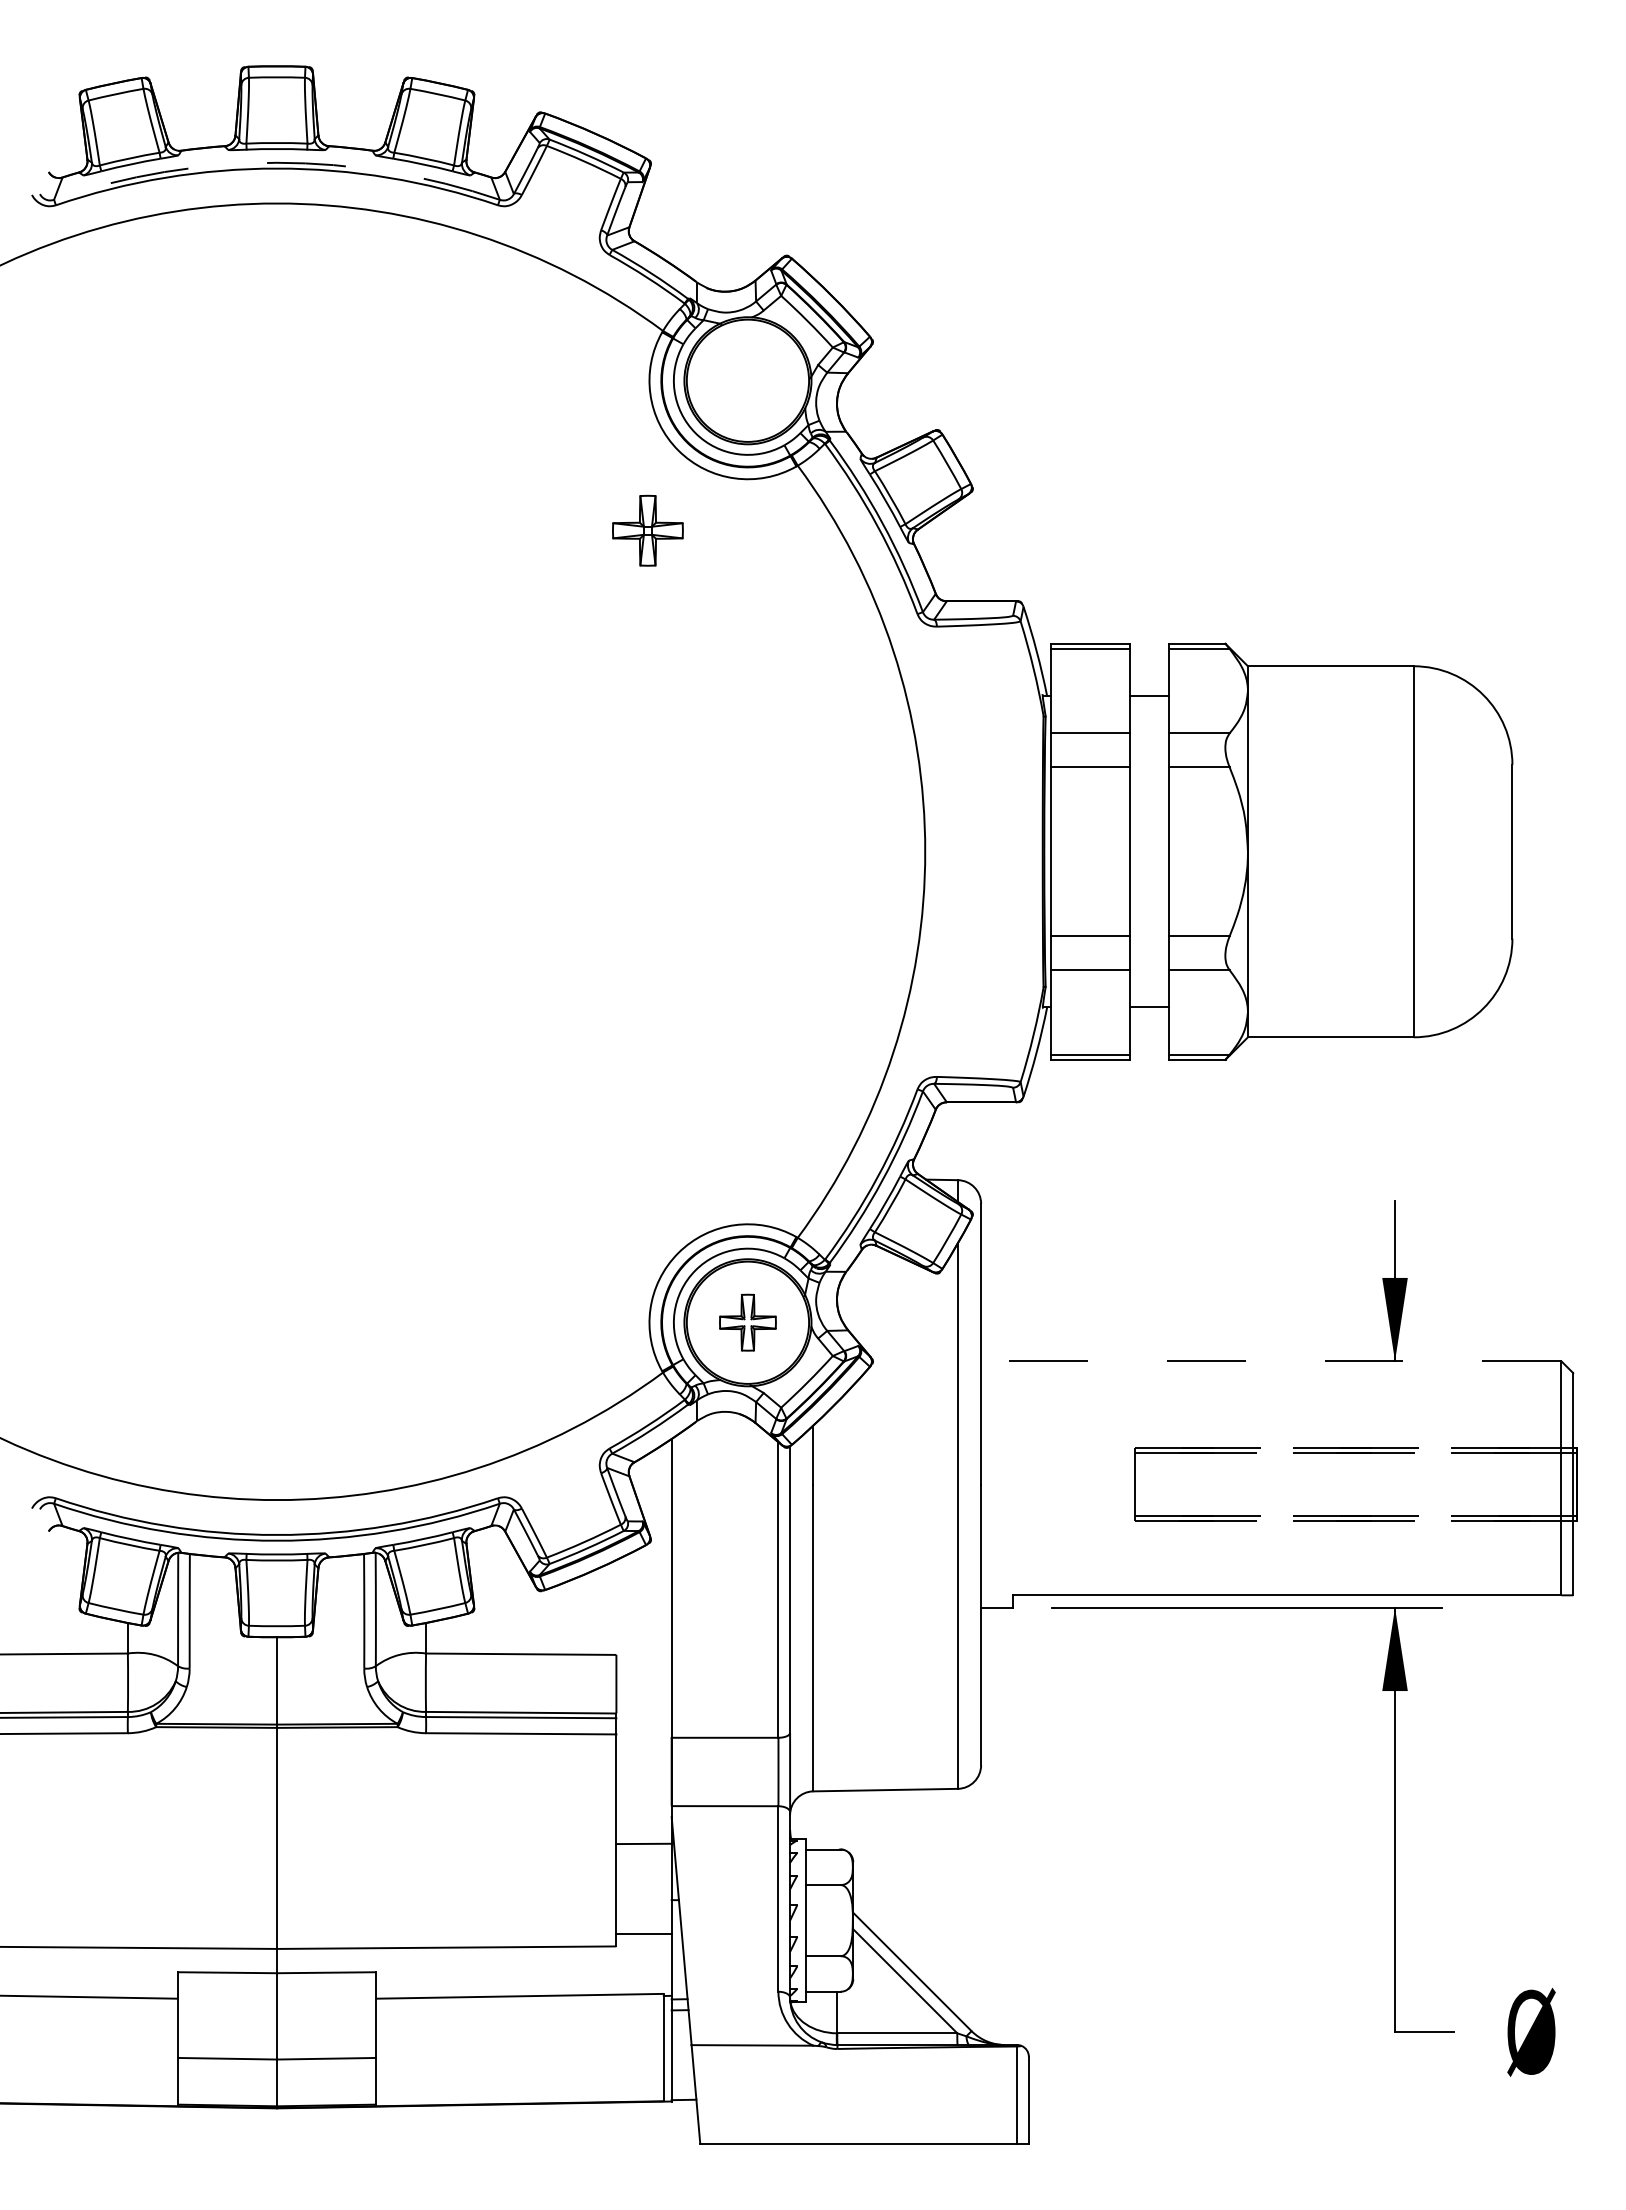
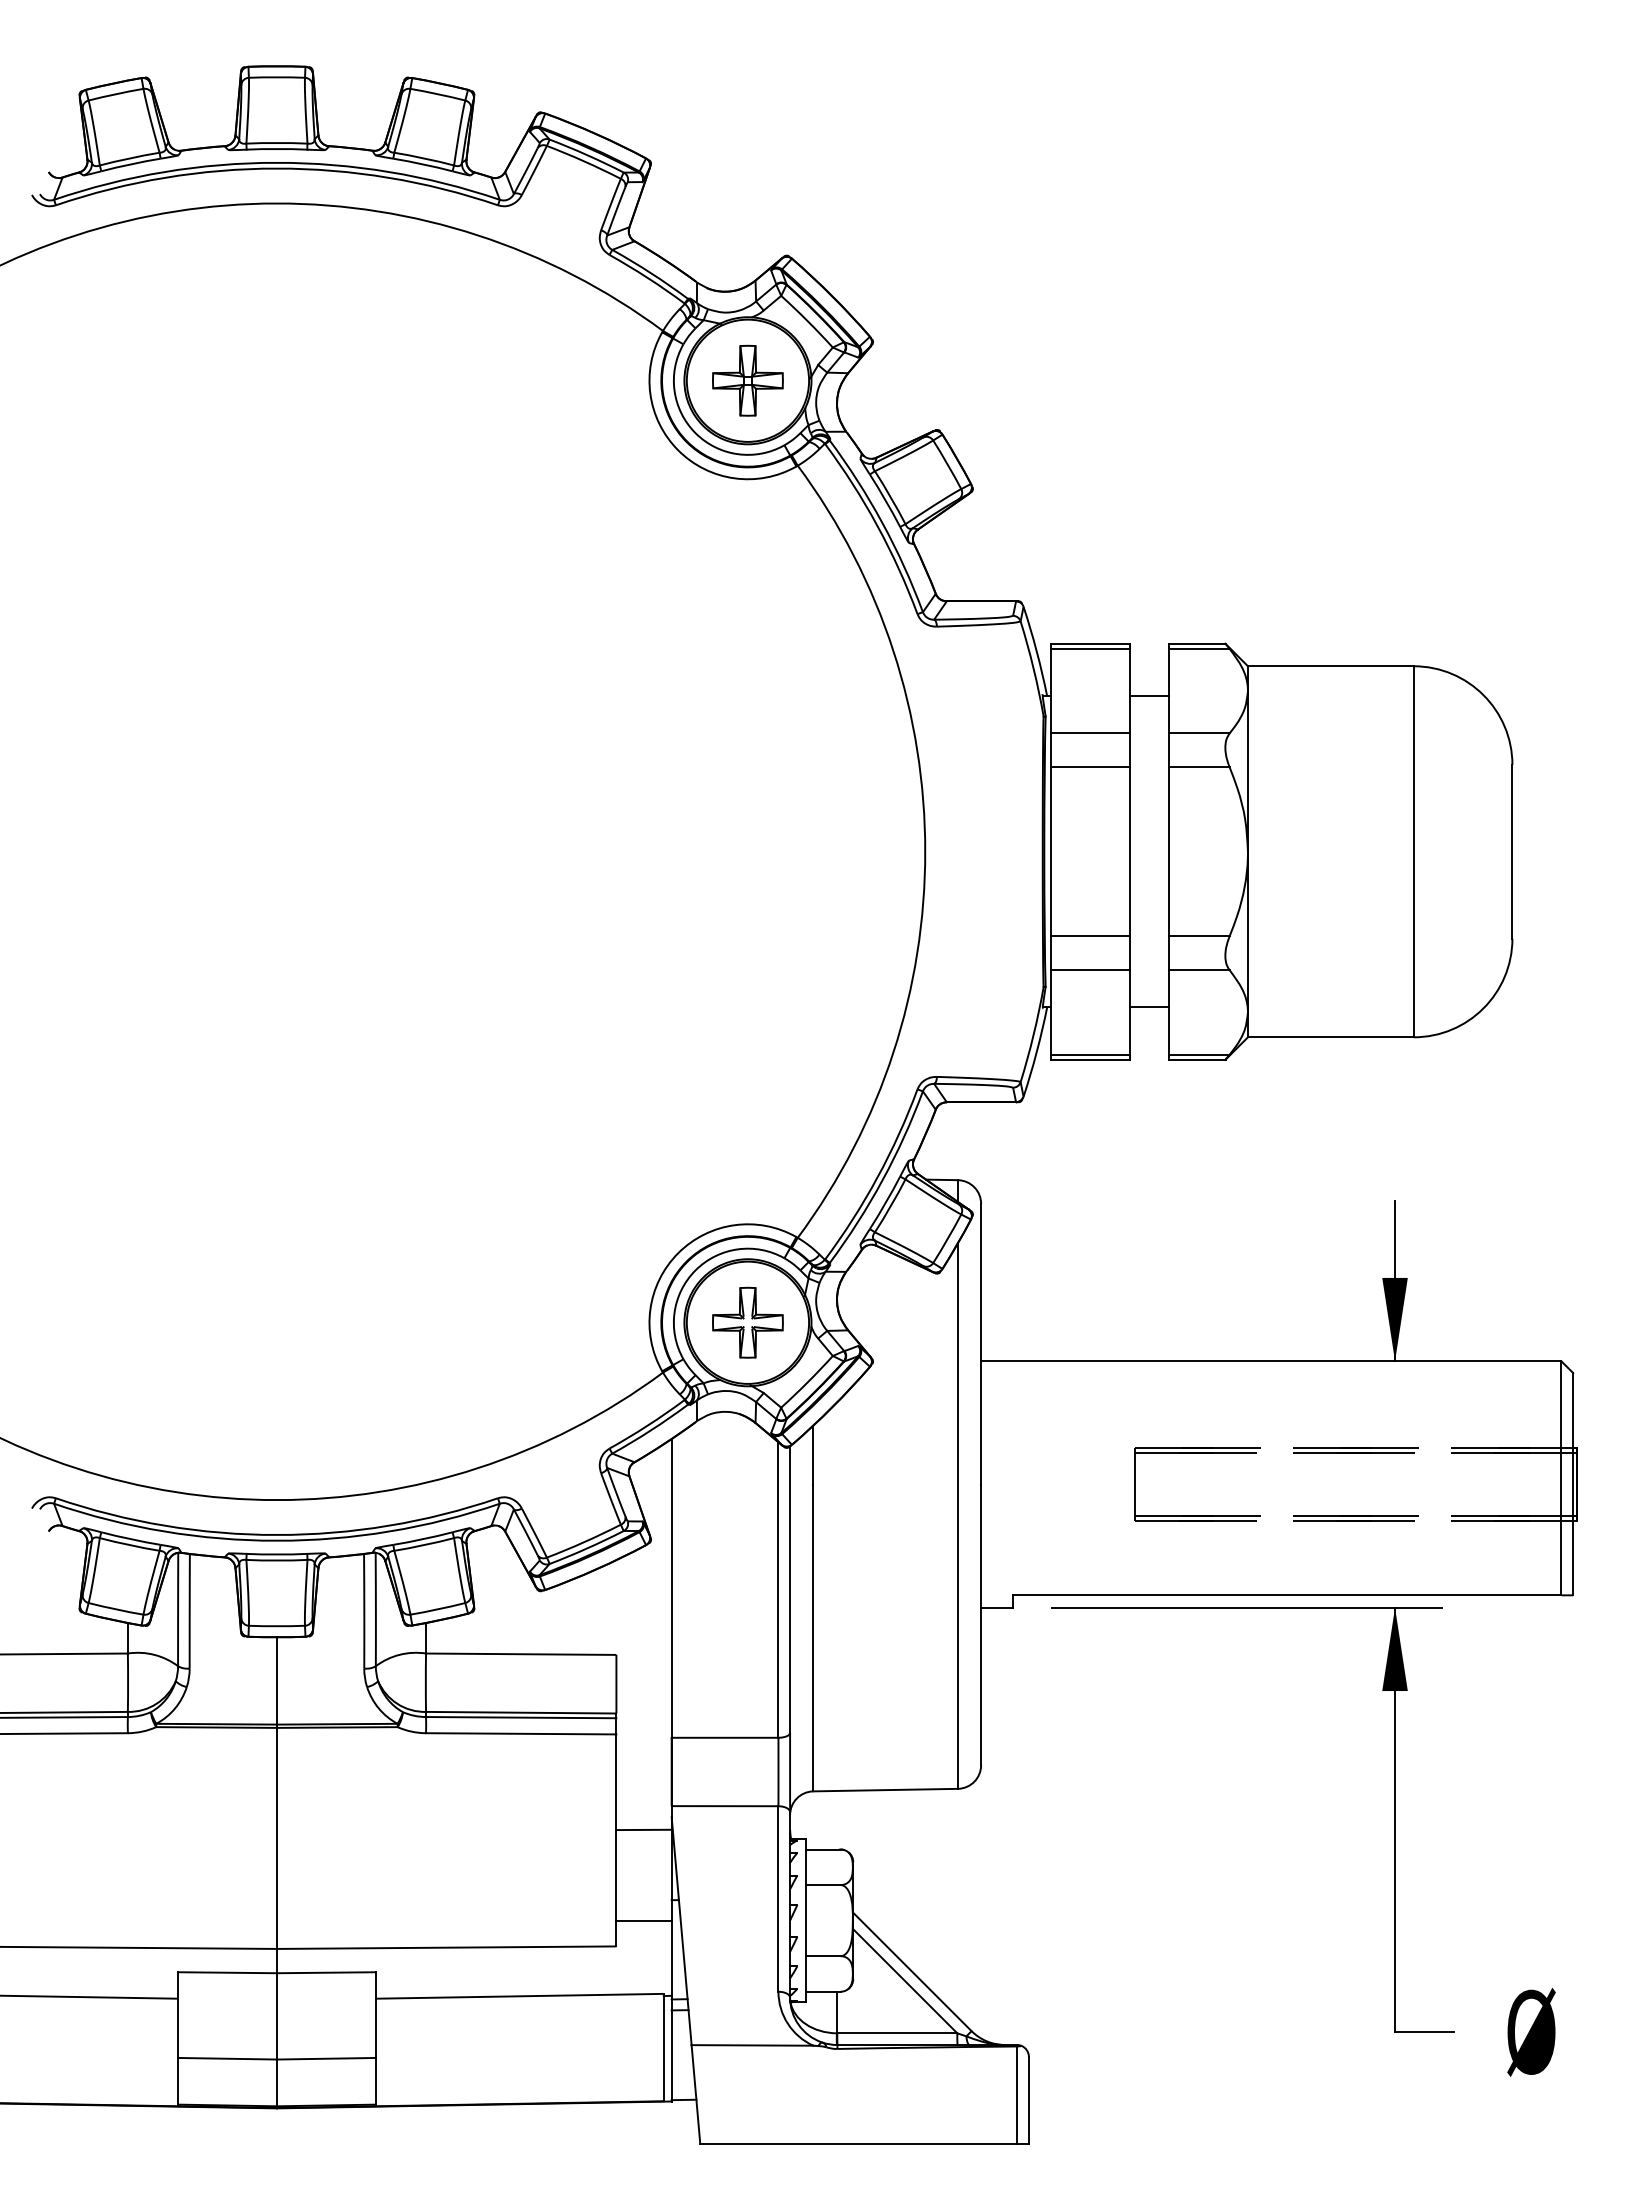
arc: dashed -> solid (276, 162)
part position: (647, 530) -> (747, 380) (747, 380)
part size: 58x59 px -> 72x73 px (747, 1322)
line: dashed -> solid (1270, 1361)
line position: (643, 1843) -> (643, 1829) (643, 1829)
line position: (643, 1933) -> (643, 1920) (643, 1920)
